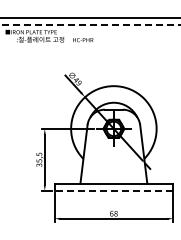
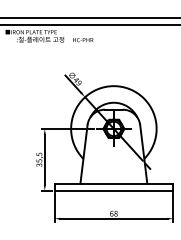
line: dashed -> solid (90, 24)
line: dashed -> solid (113, 190)
